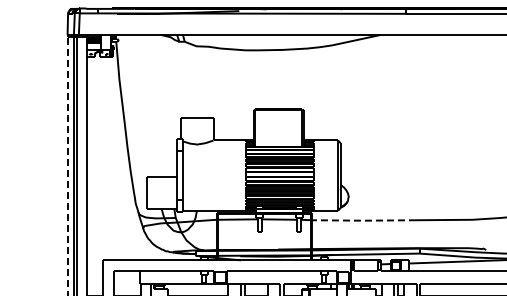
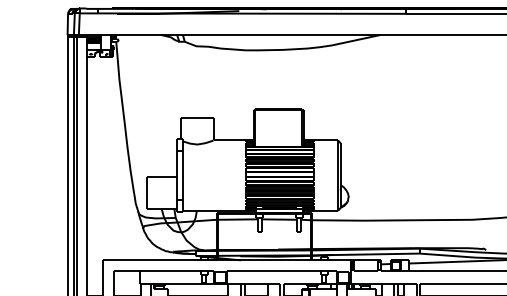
line: dashed -> solid (67, 165)
line: dashed -> solid (364, 220)
